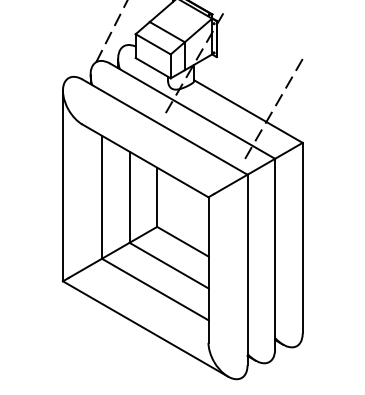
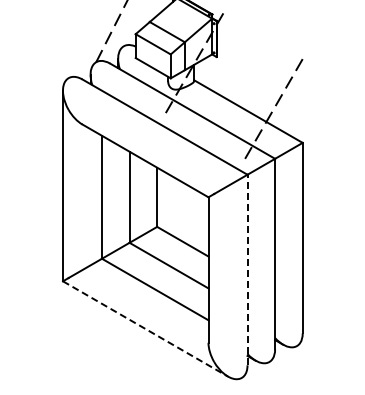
line: solid -> dashed (247, 269)
line: solid -> dashed (145, 329)
